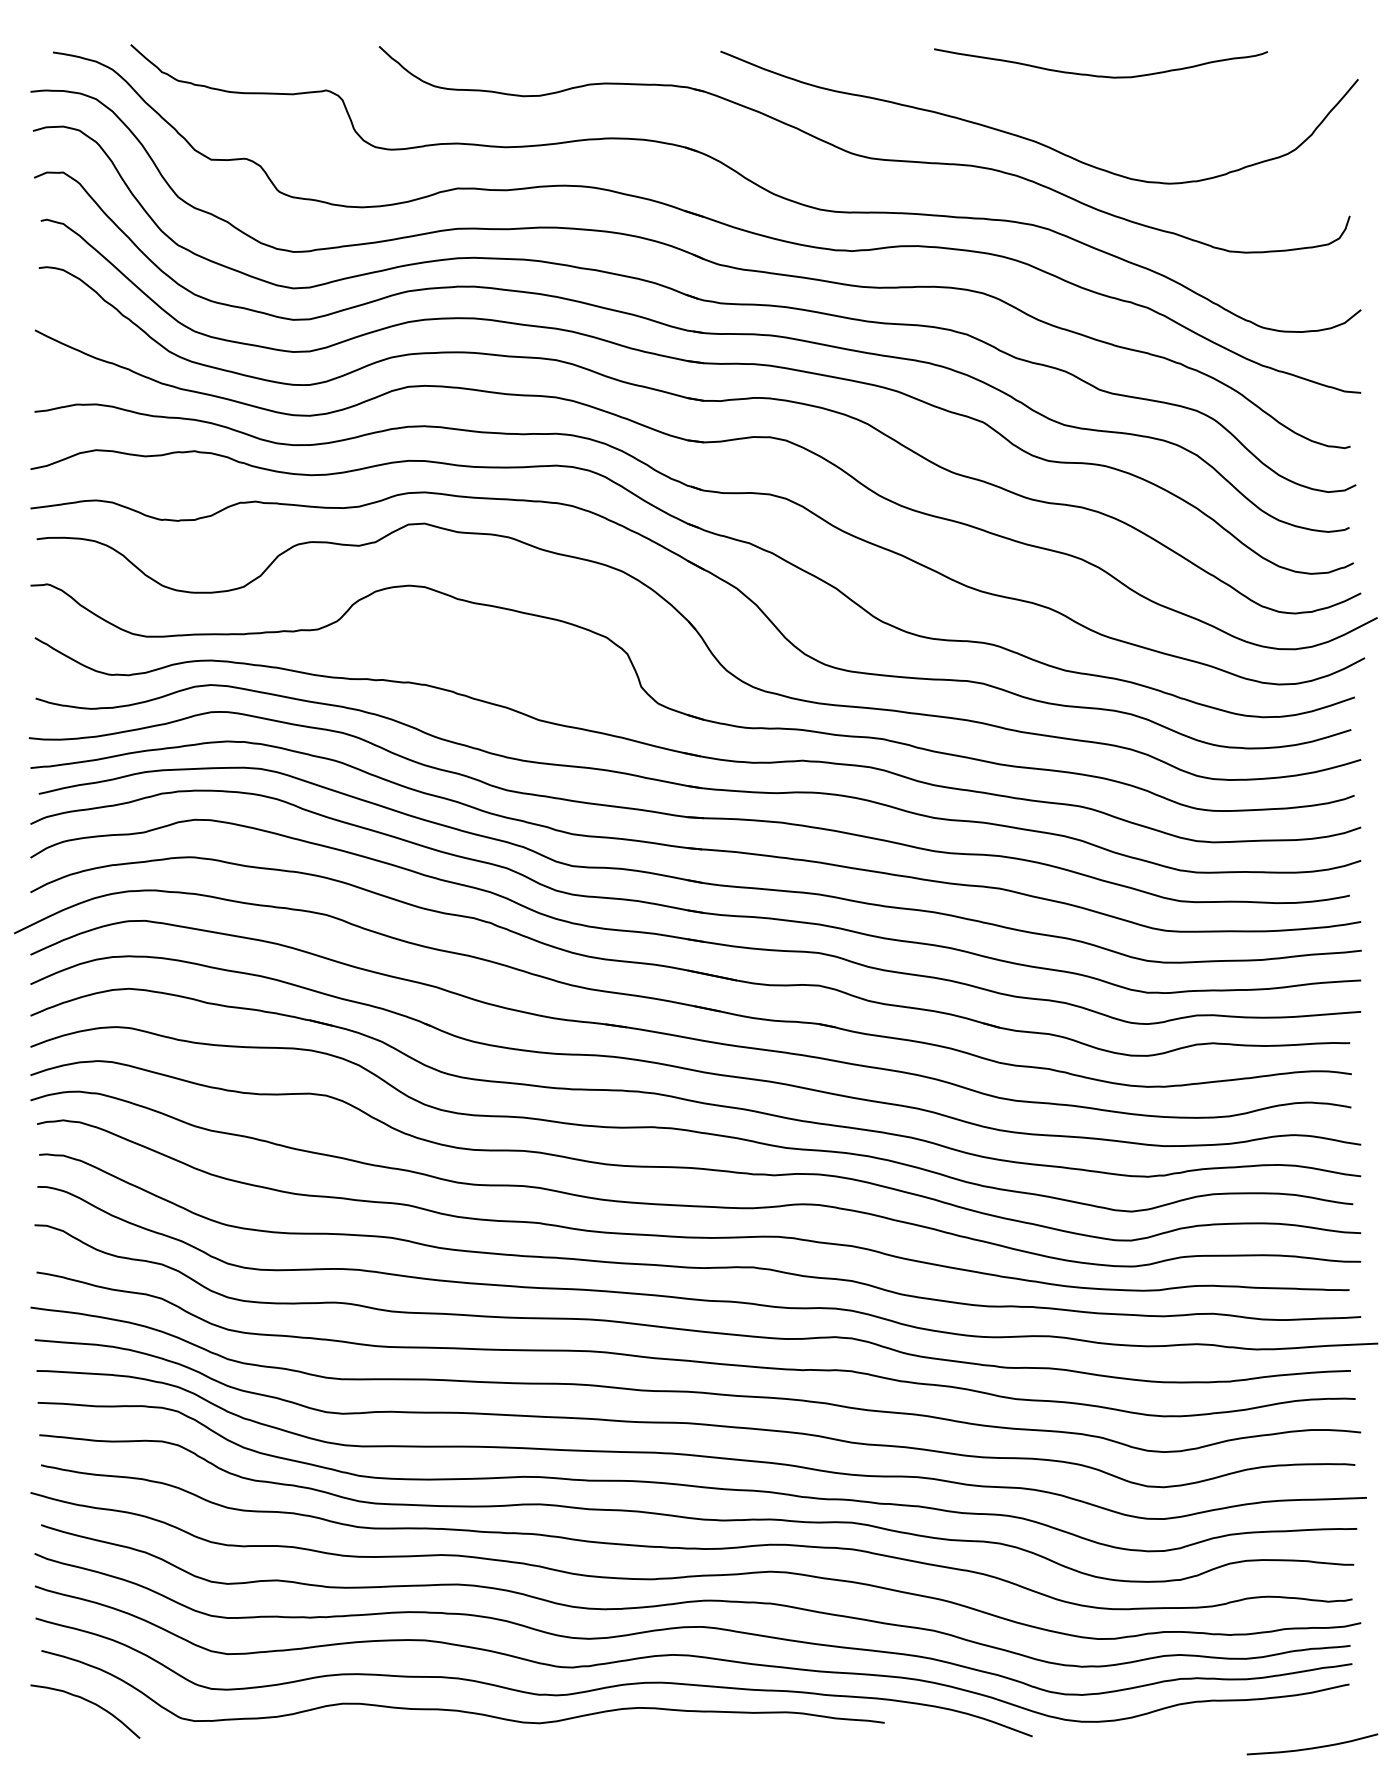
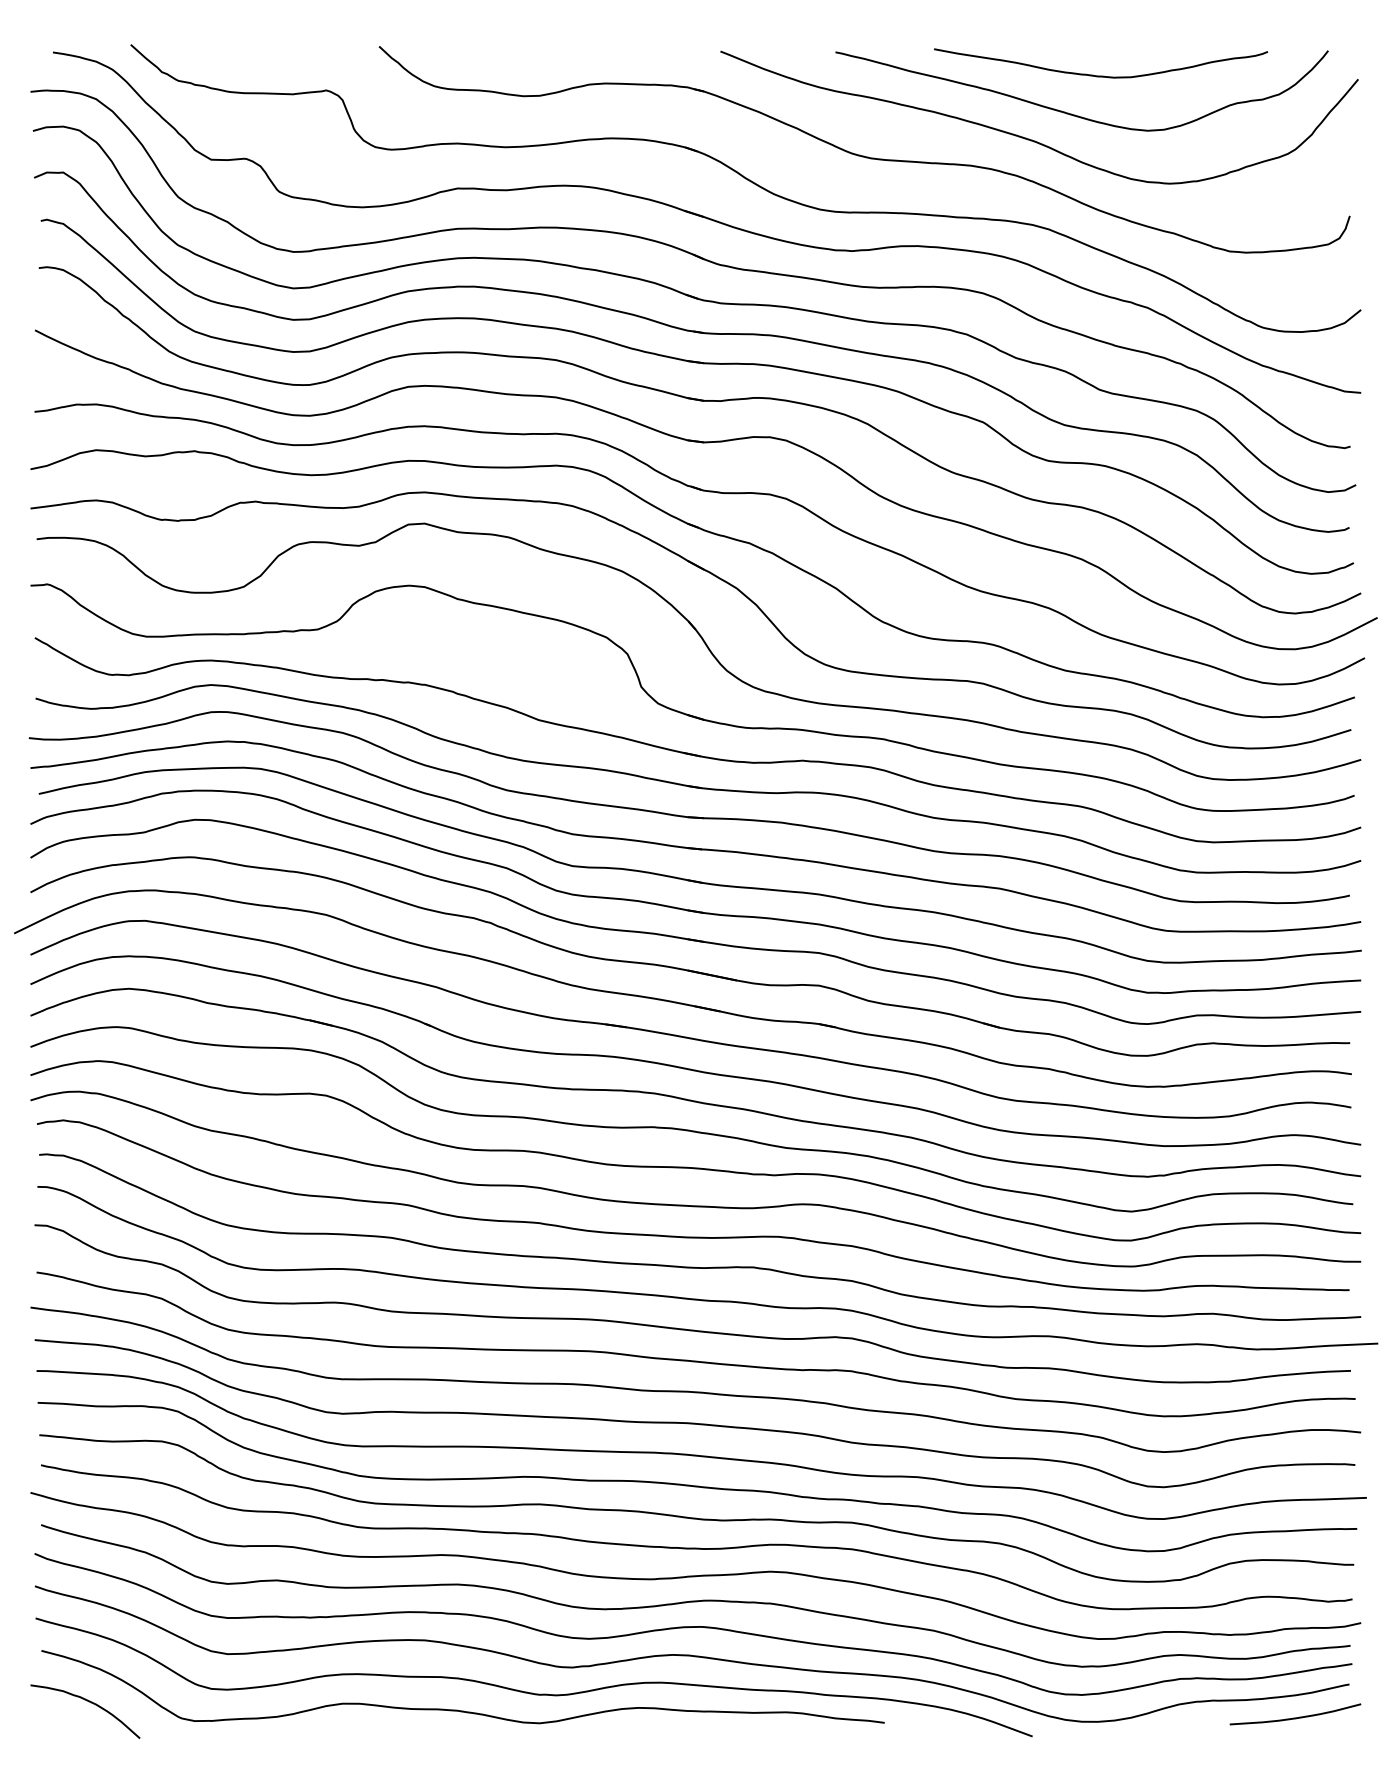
curve: none -> present (1075, 114)
curve position: (1312, 1747) -> (1295, 1717) (1295, 1717)
